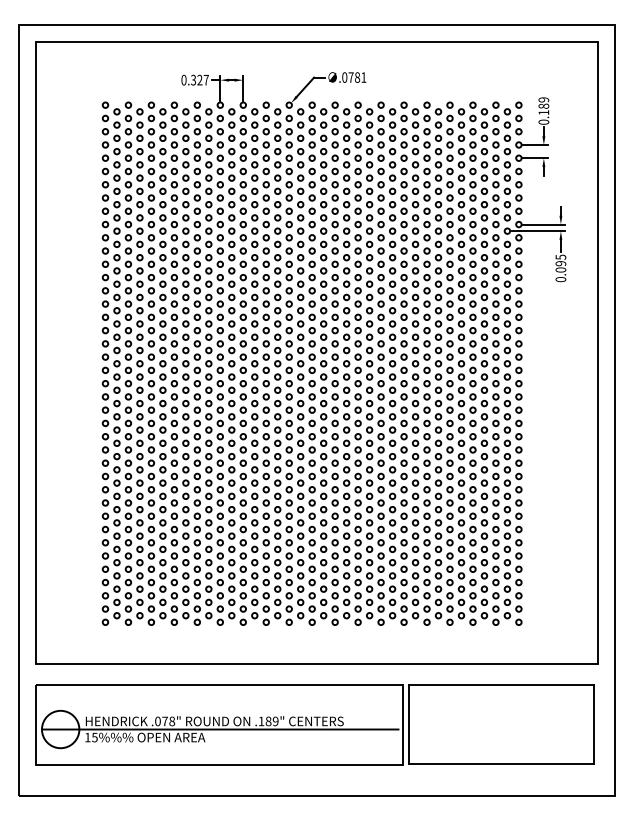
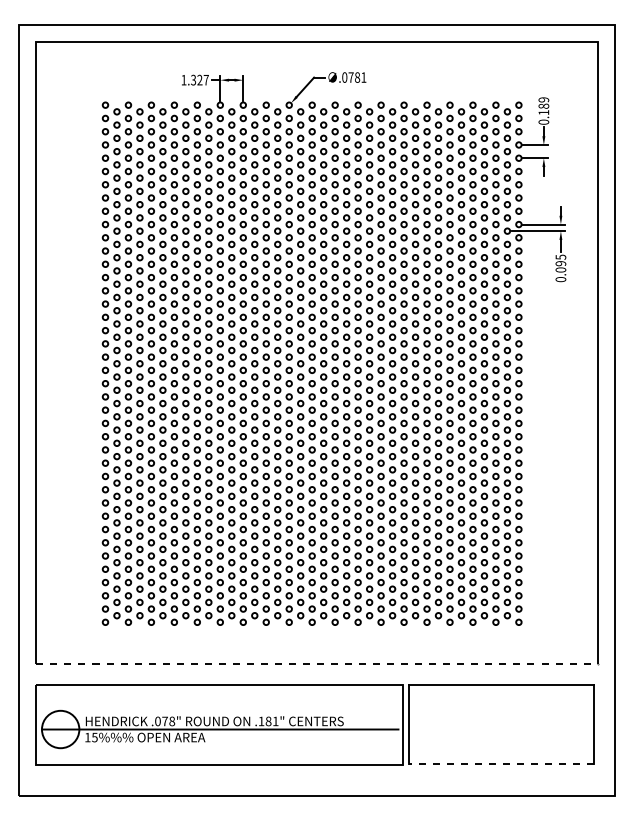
text: 0.327 -> 1.327 (183, 79)
line: solid -> dashed (316, 664)
text: .189" -> .181" (275, 721)
line: solid -> dashed (501, 763)
